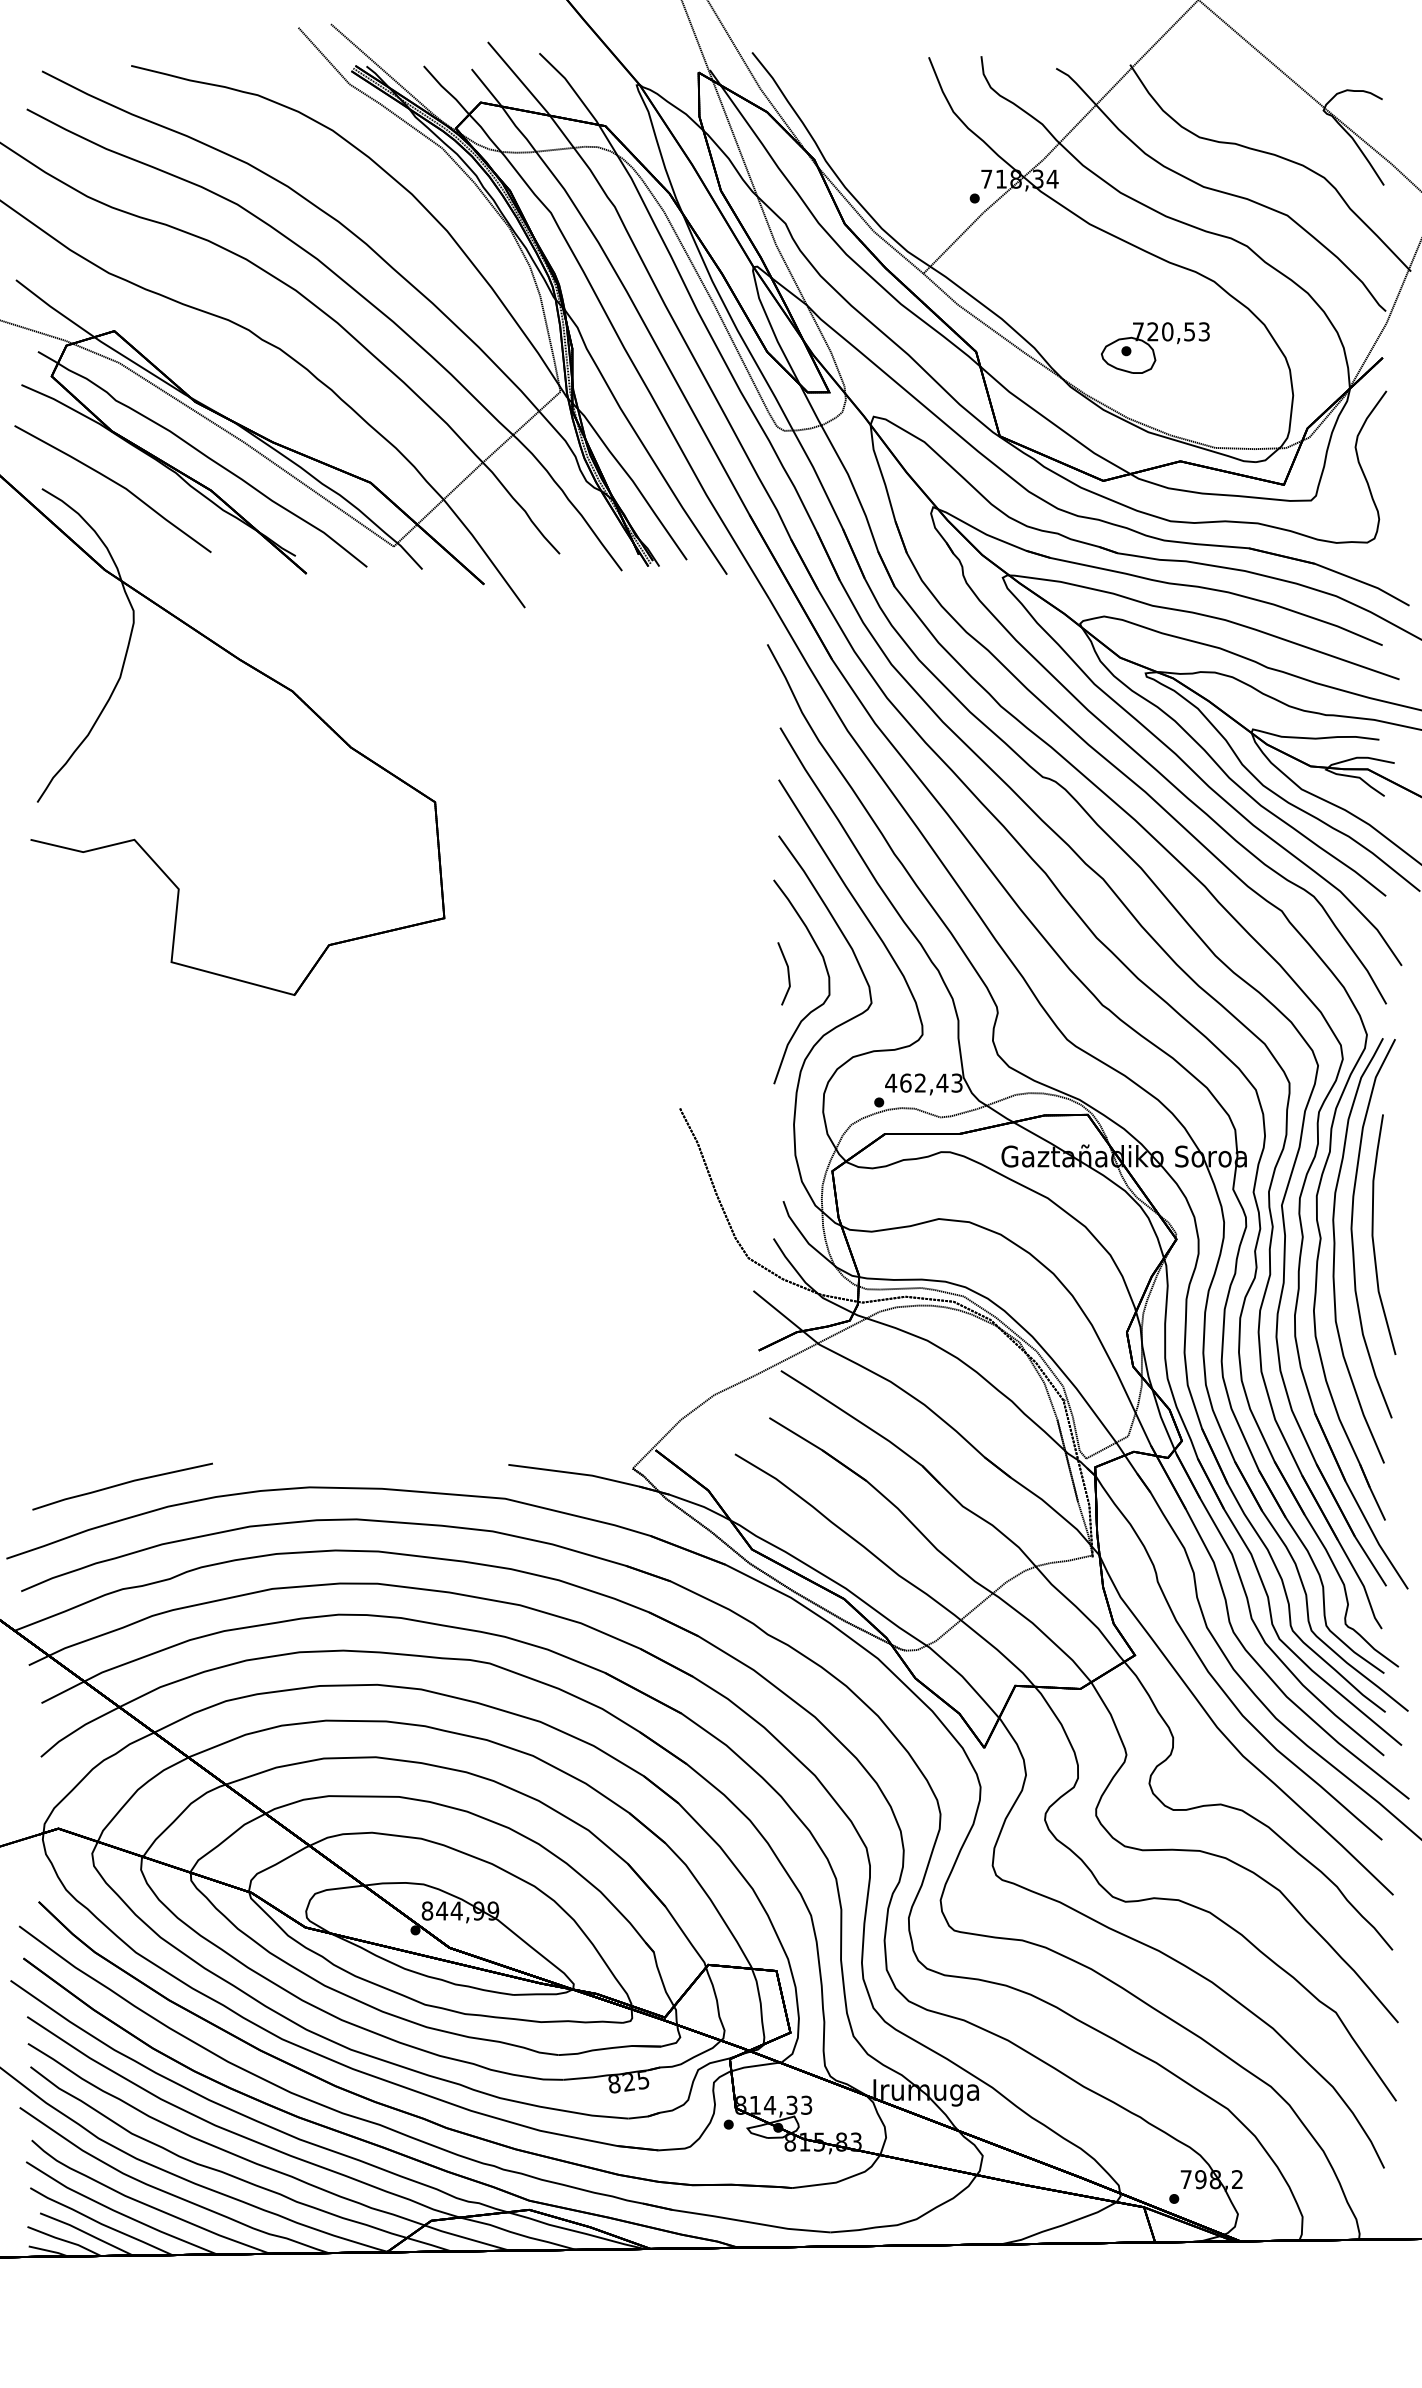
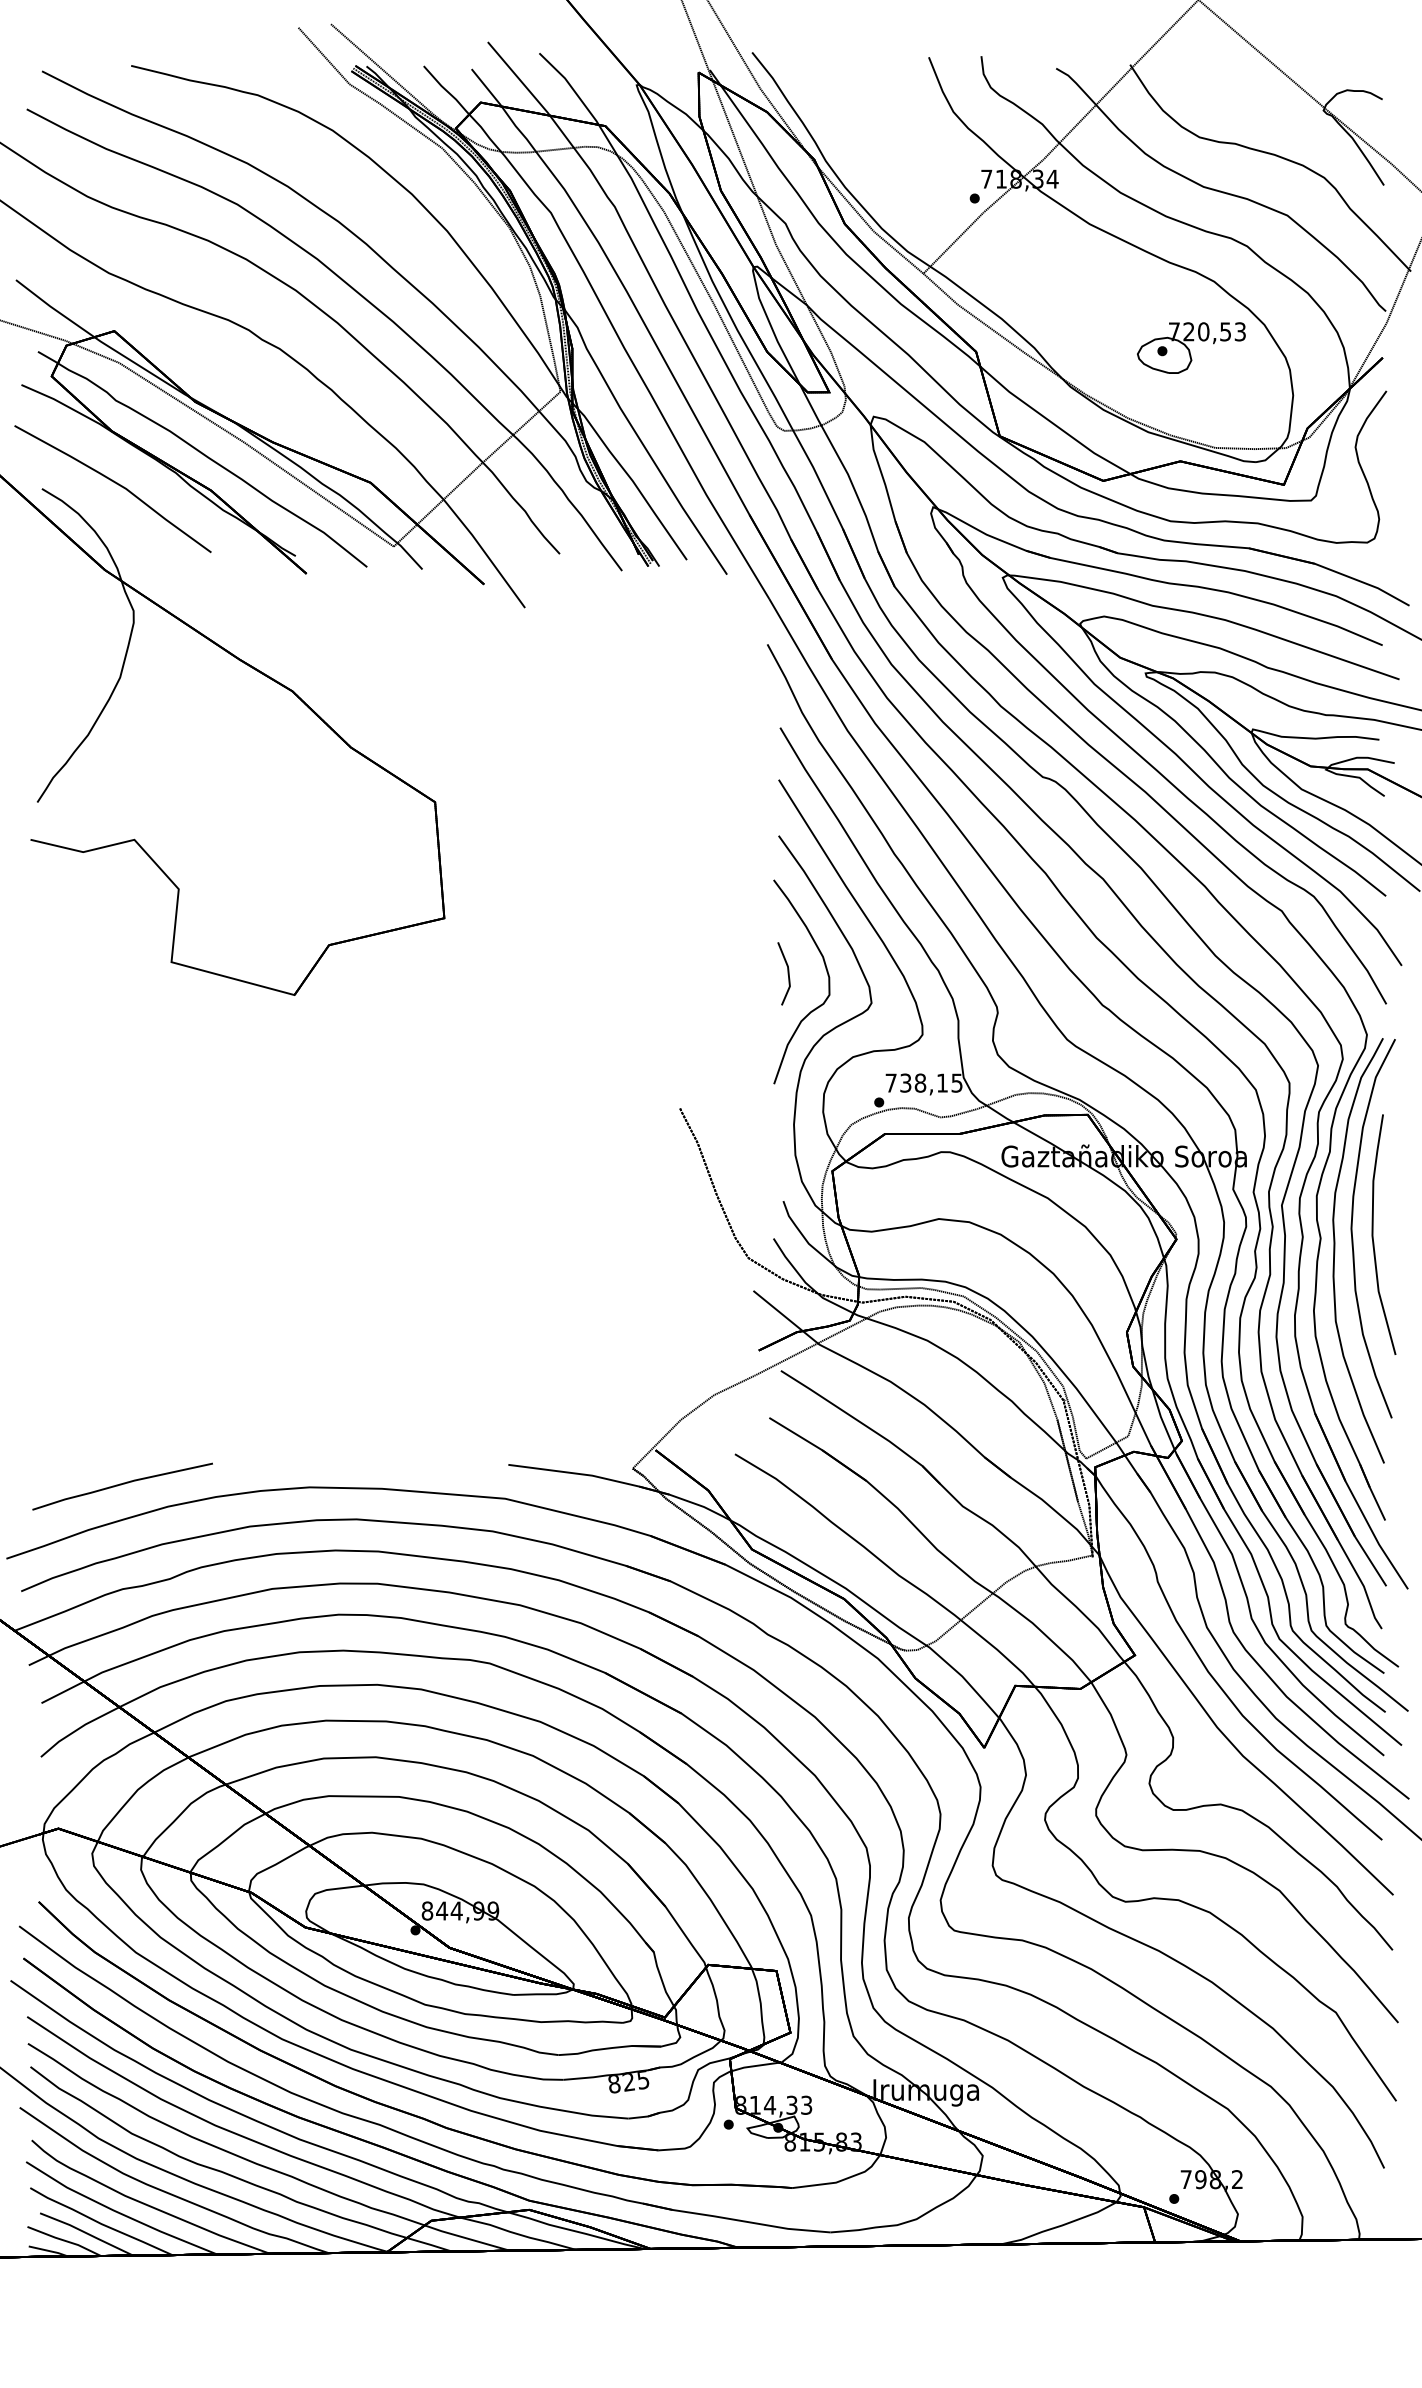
part position: (1155, 347) -> (1191, 347) (1191, 347)
text: 462,43 -> 738,15 (923, 1082)
